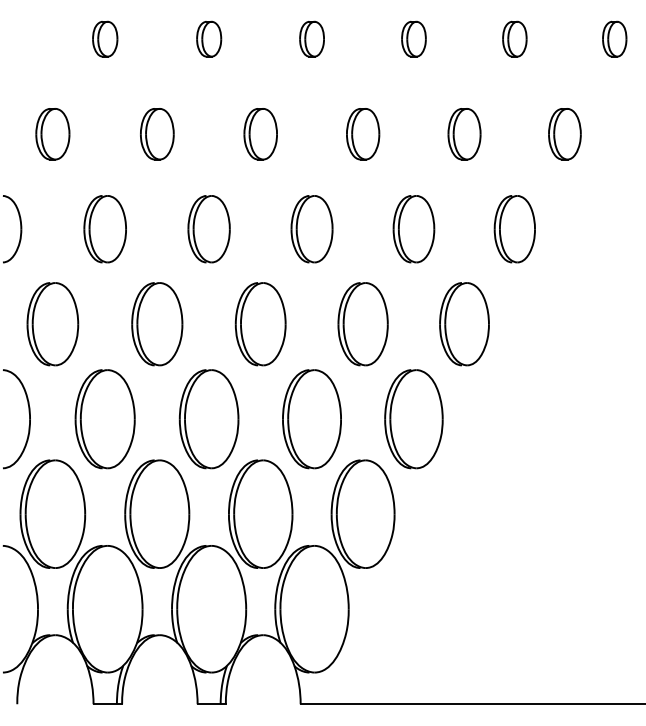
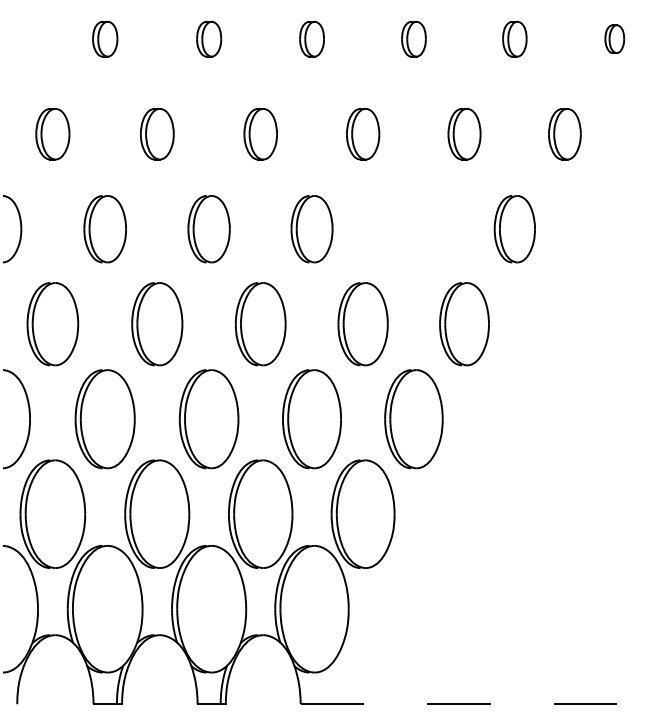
part size: 26x38 px -> 22x30 px (614, 38)
part: present -> none (413, 229)
line: solid -> dashed (473, 704)
